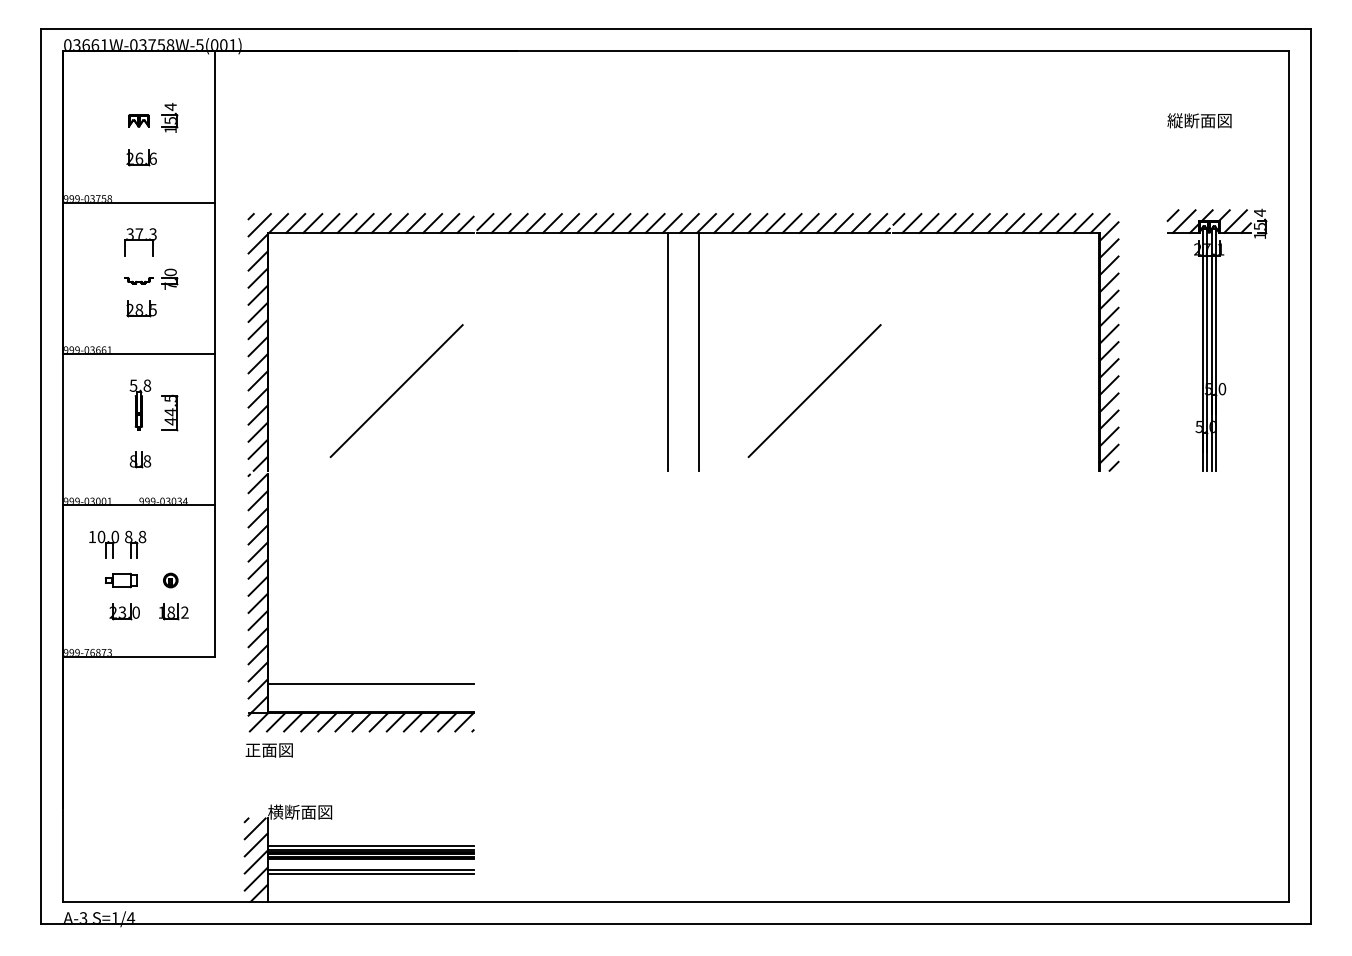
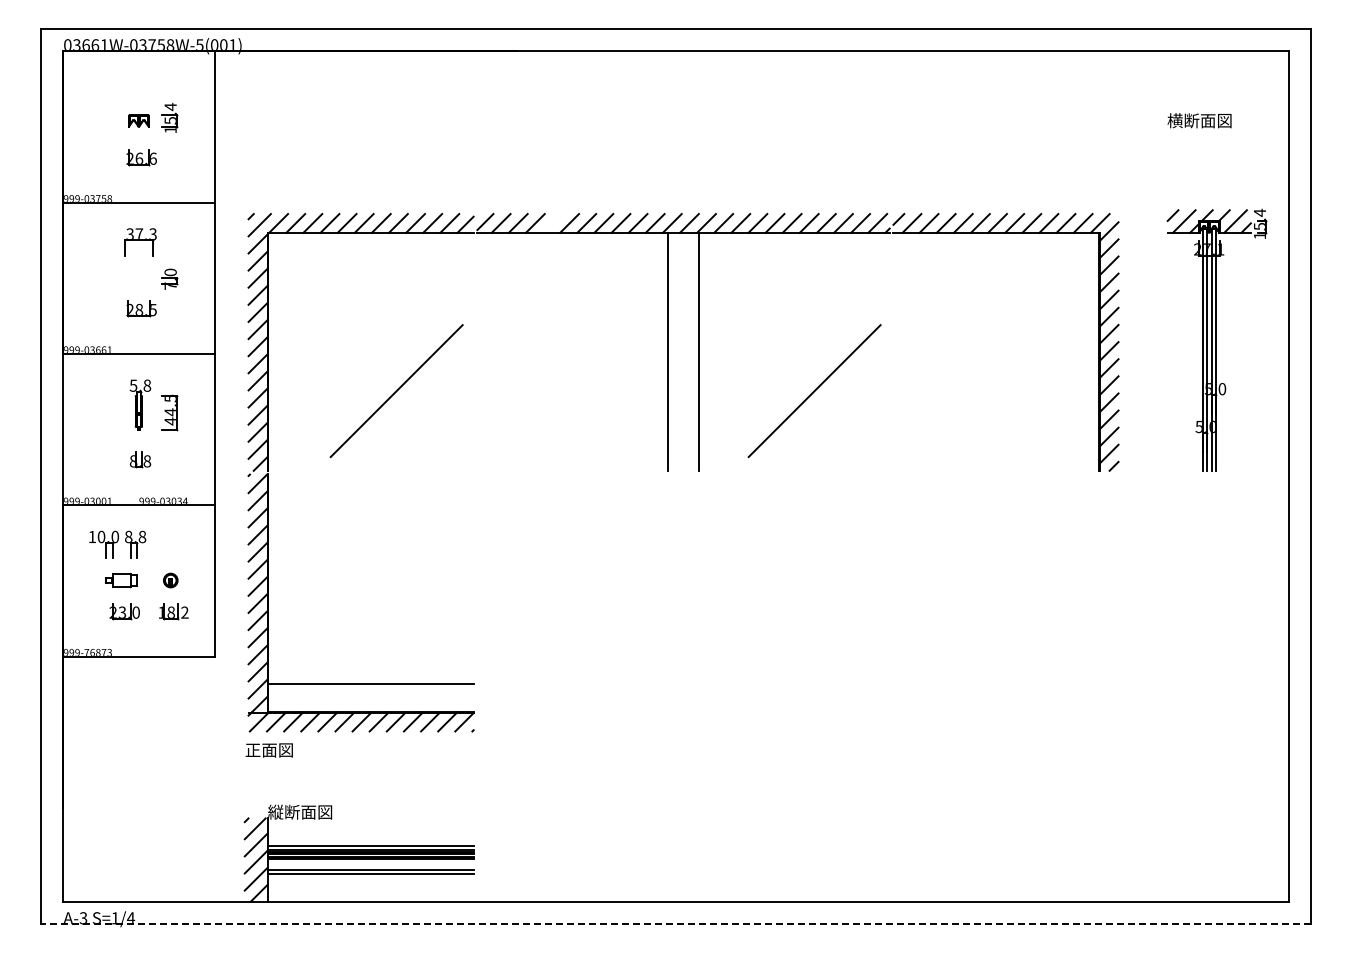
text: 縦断面図 -> 横断面図 (1174, 120)
line: present -> none (552, 223)
part: present -> none (138, 280)
text: 横断面図 -> 縦断面図 (275, 811)
line: solid -> dashed (675, 924)
